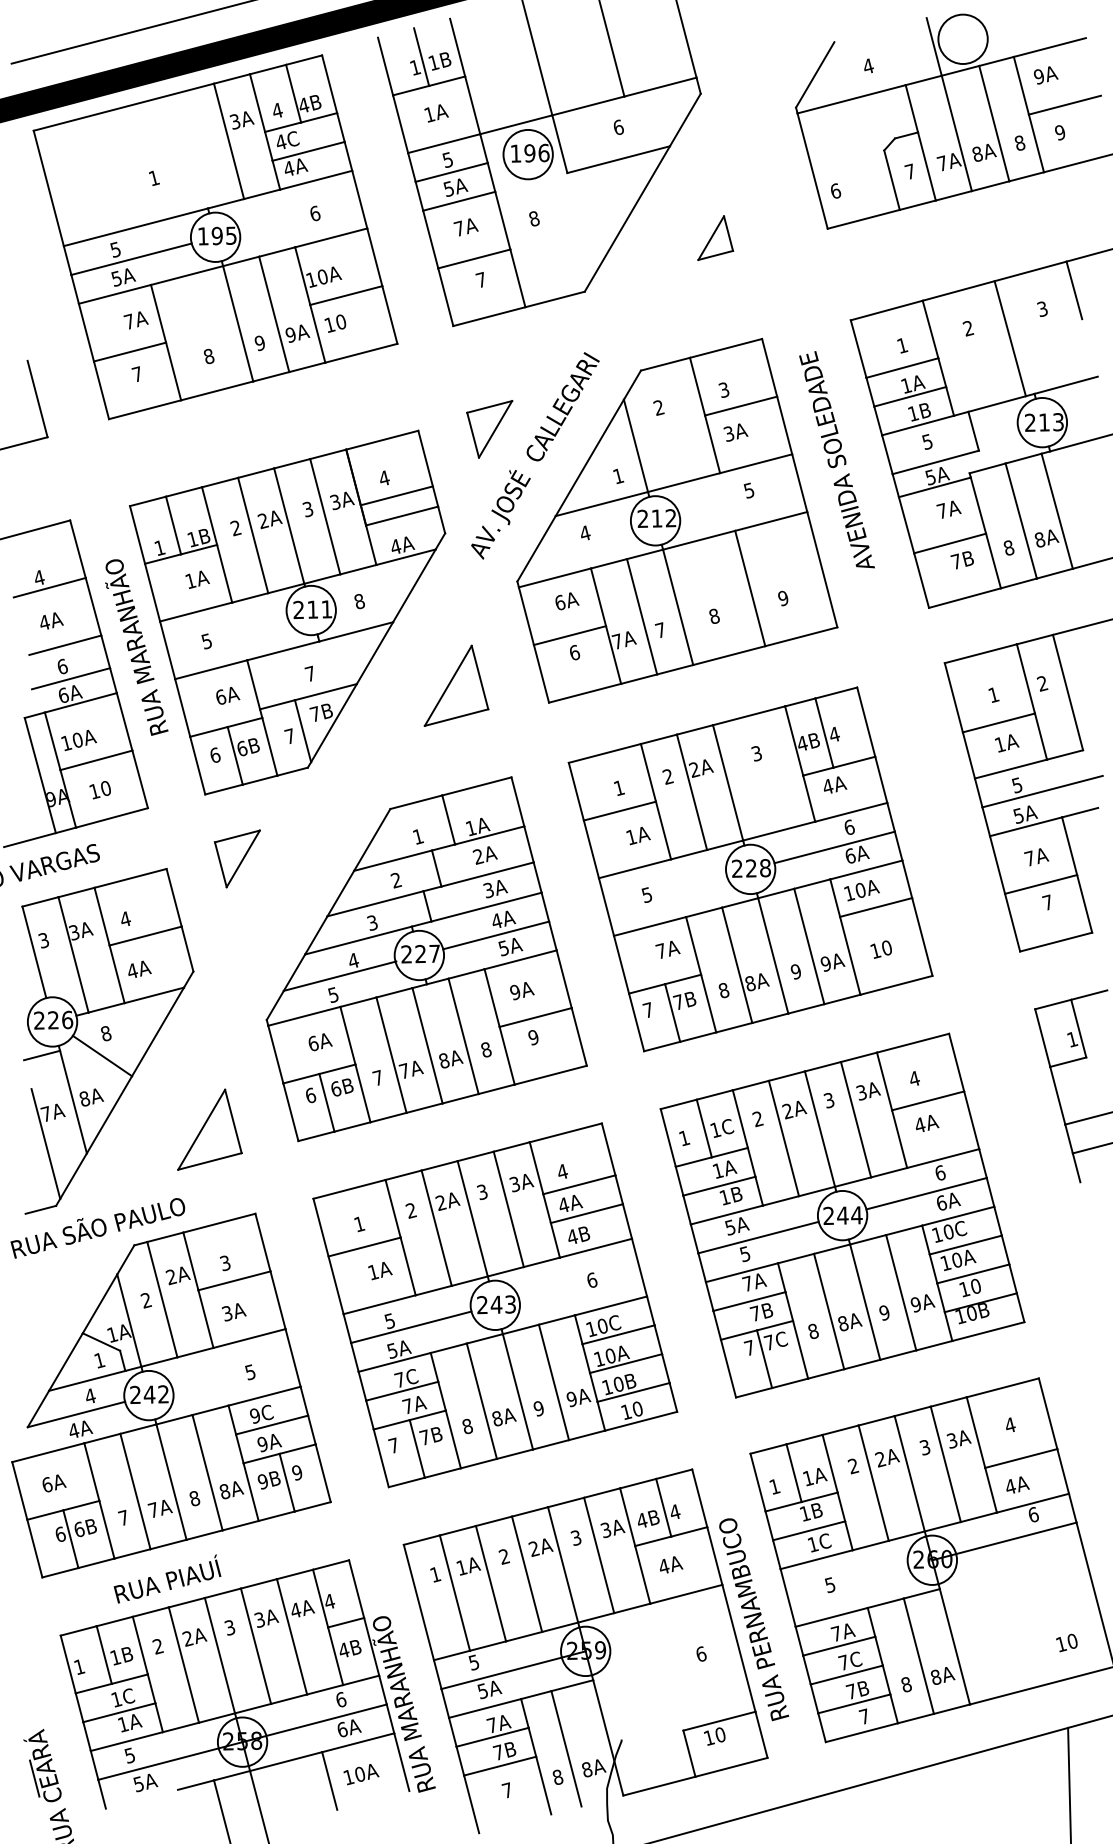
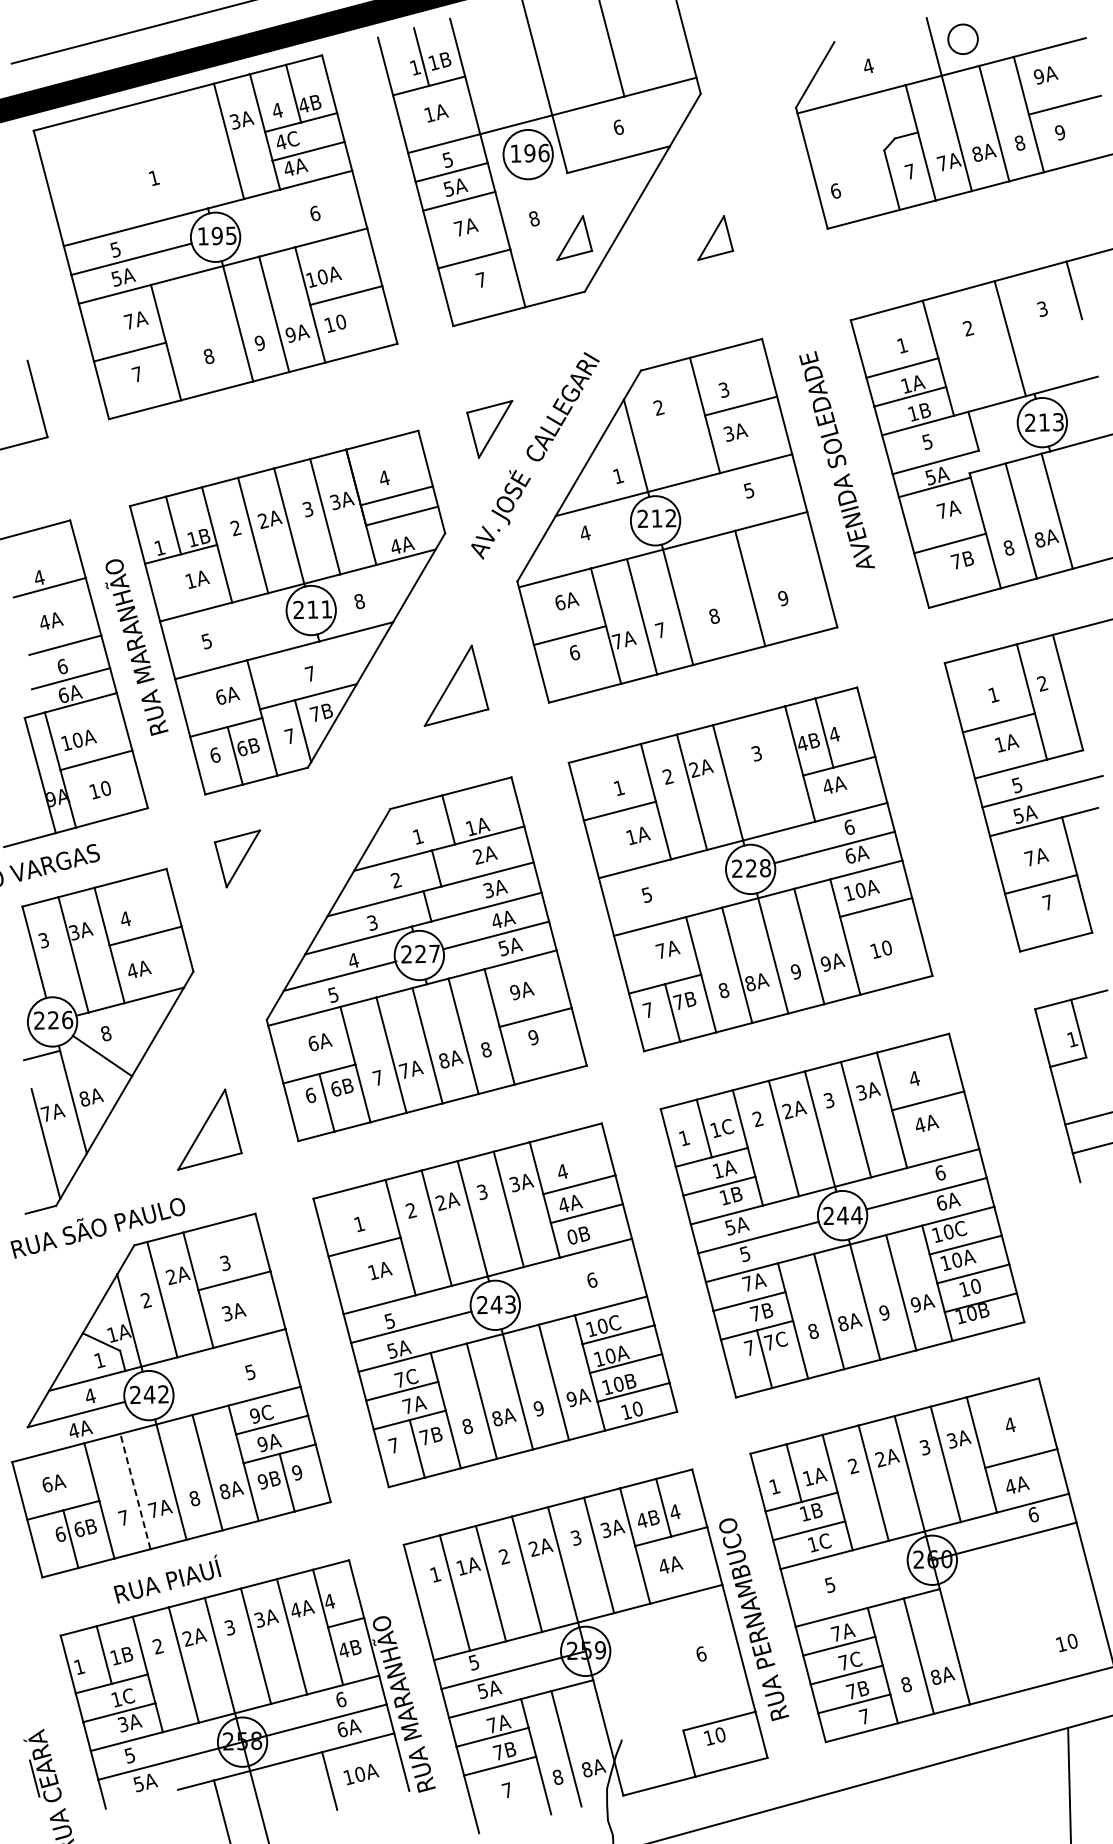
circle diameter: 49 px -> 30 px (962, 39)
part: none -> present (574, 237)
text: 4B -> 0B (572, 1236)
line: solid -> dashed (135, 1491)
text: 1A -> 3A (123, 1724)
